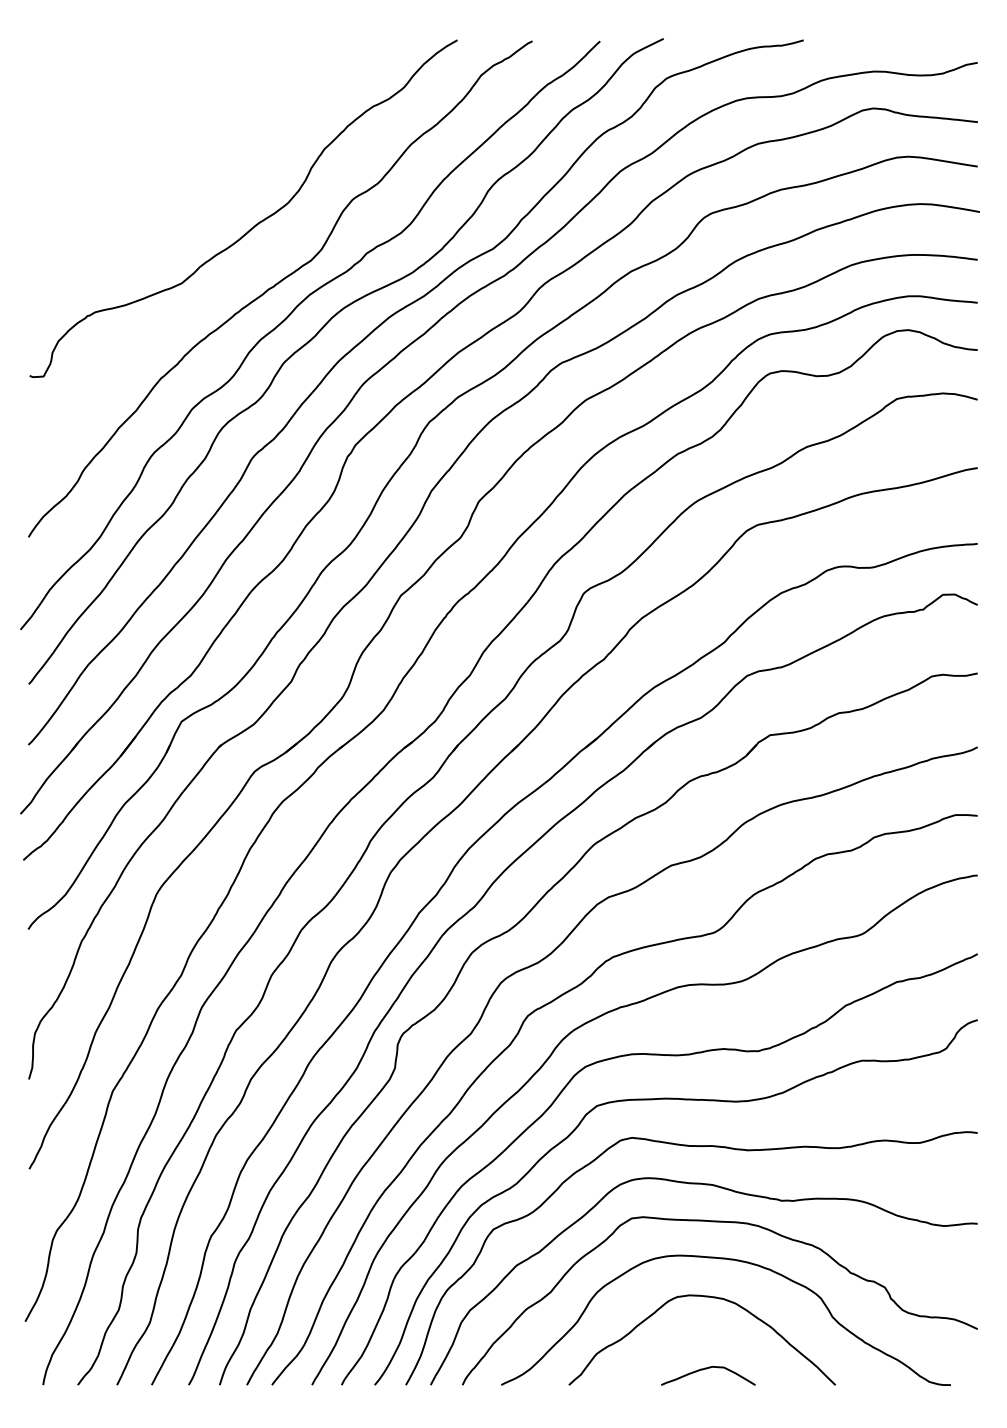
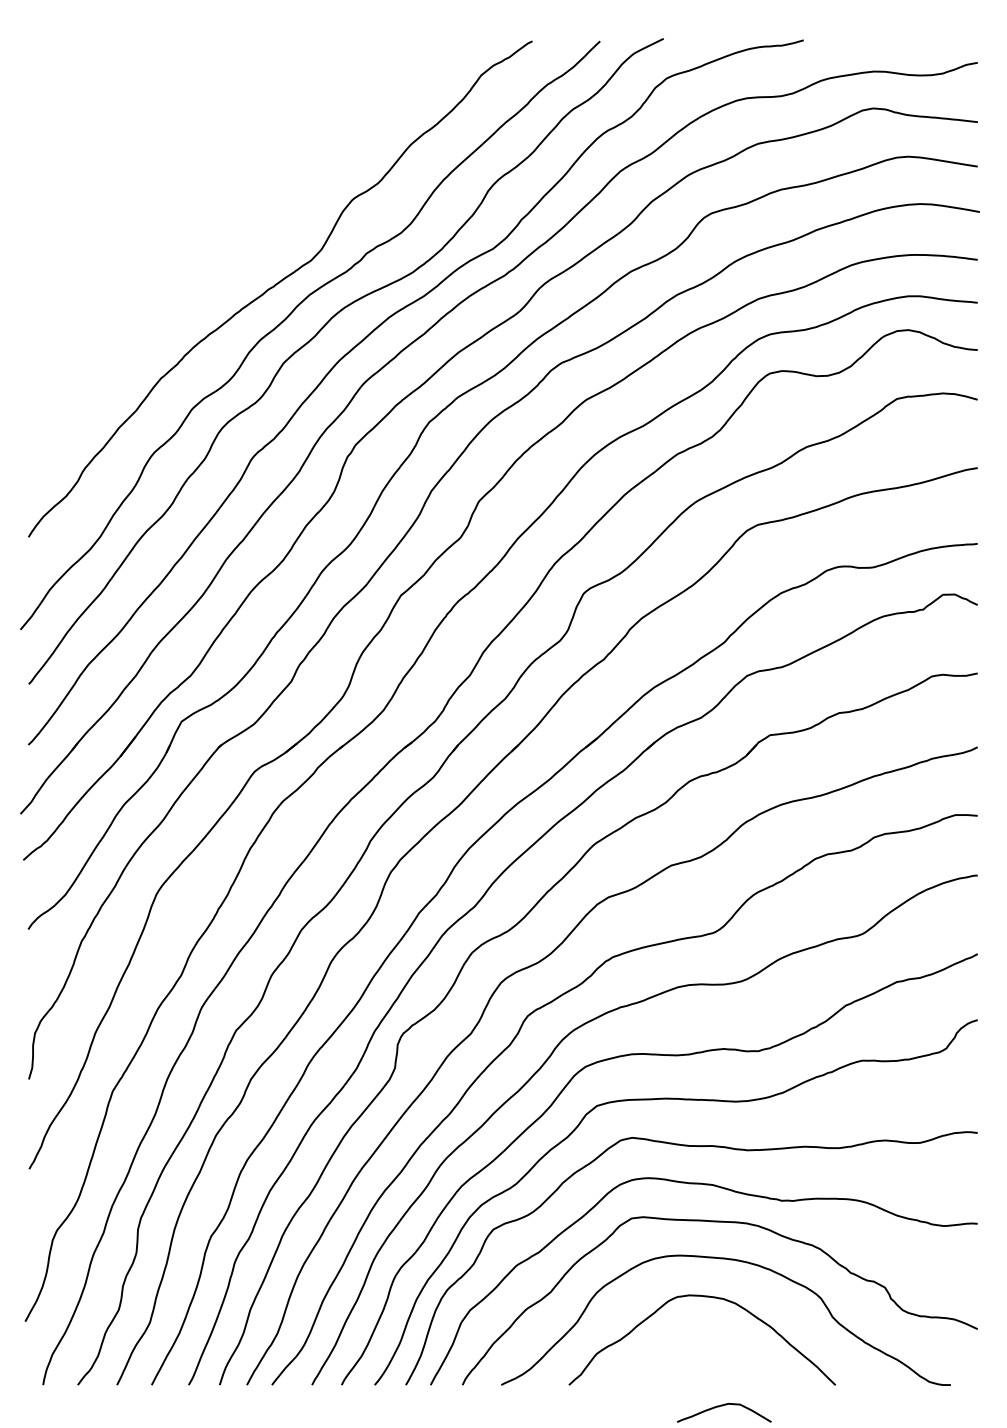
curve: present -> none (256, 223)
curve position: (706, 1369) -> (722, 1406) (722, 1406)
